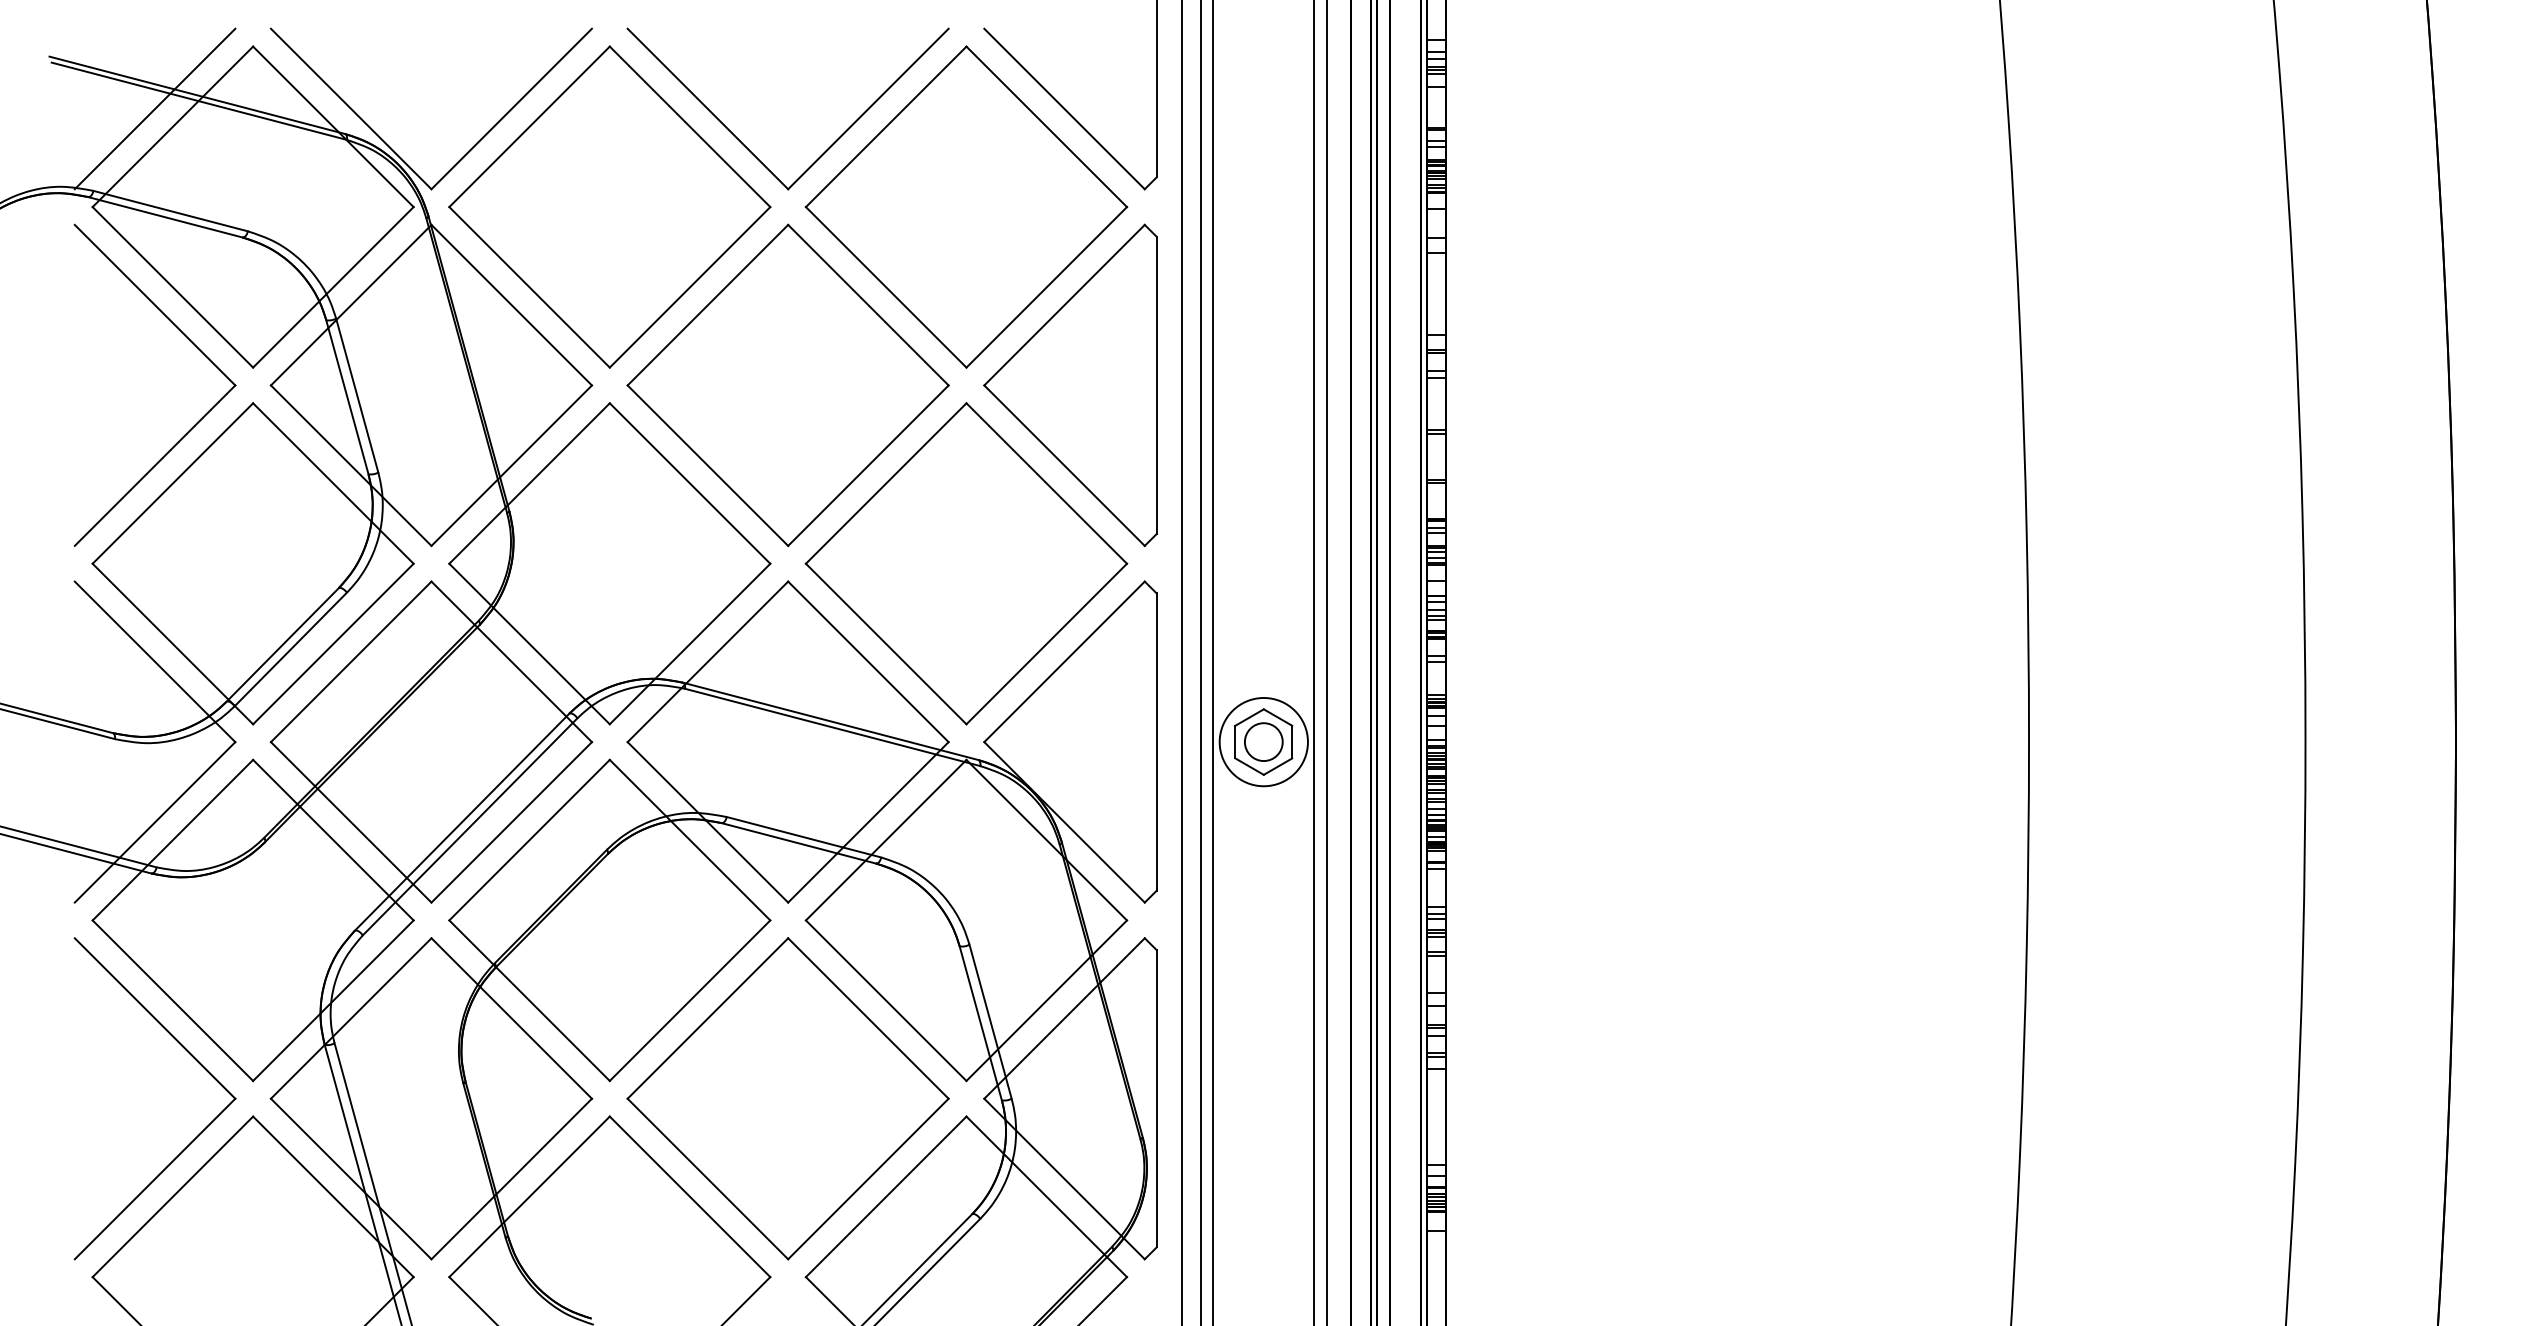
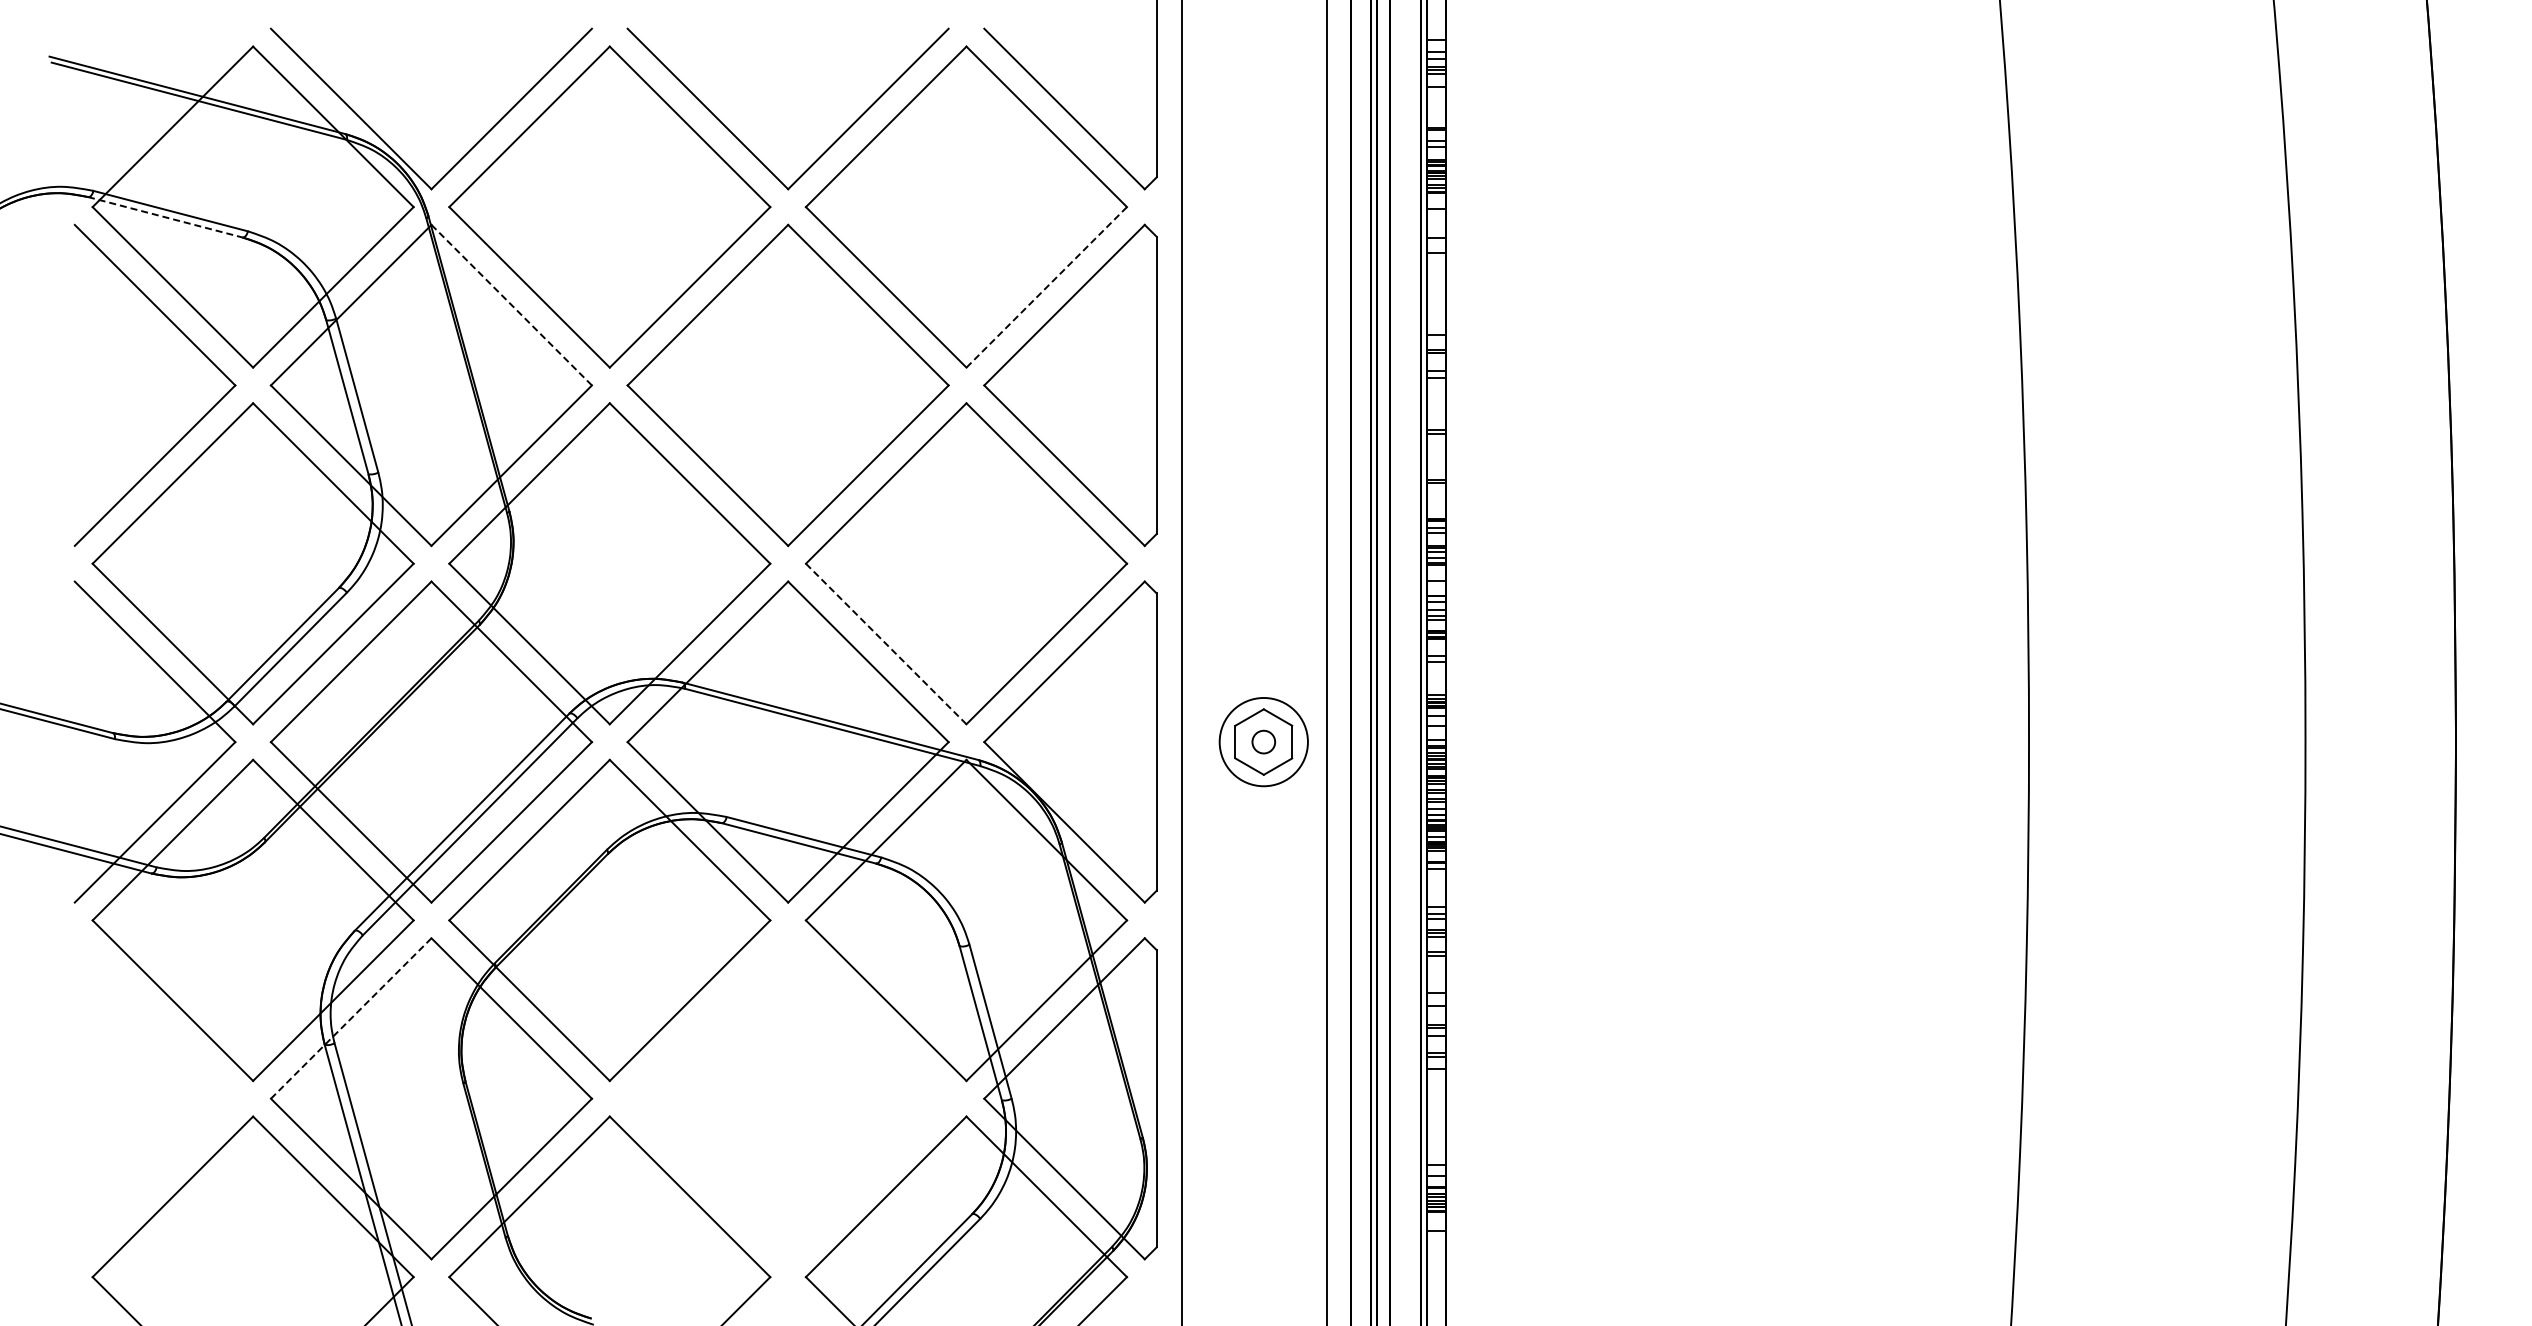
line: present -> none (154, 108)
line: solid -> dashed (165, 217)
line: solid -> dashed (1046, 287)
line: solid -> dashed (511, 304)
line: solid -> dashed (886, 644)
line: present -> none (1200, 662)
line: present -> none (1213, 662)
line: present -> none (1314, 662)
circle diameter: 38 px -> 23 px (1263, 741)
line: solid -> dashed (350, 1018)
part: present -> none (193, 1058)
part: present -> none (787, 1098)
